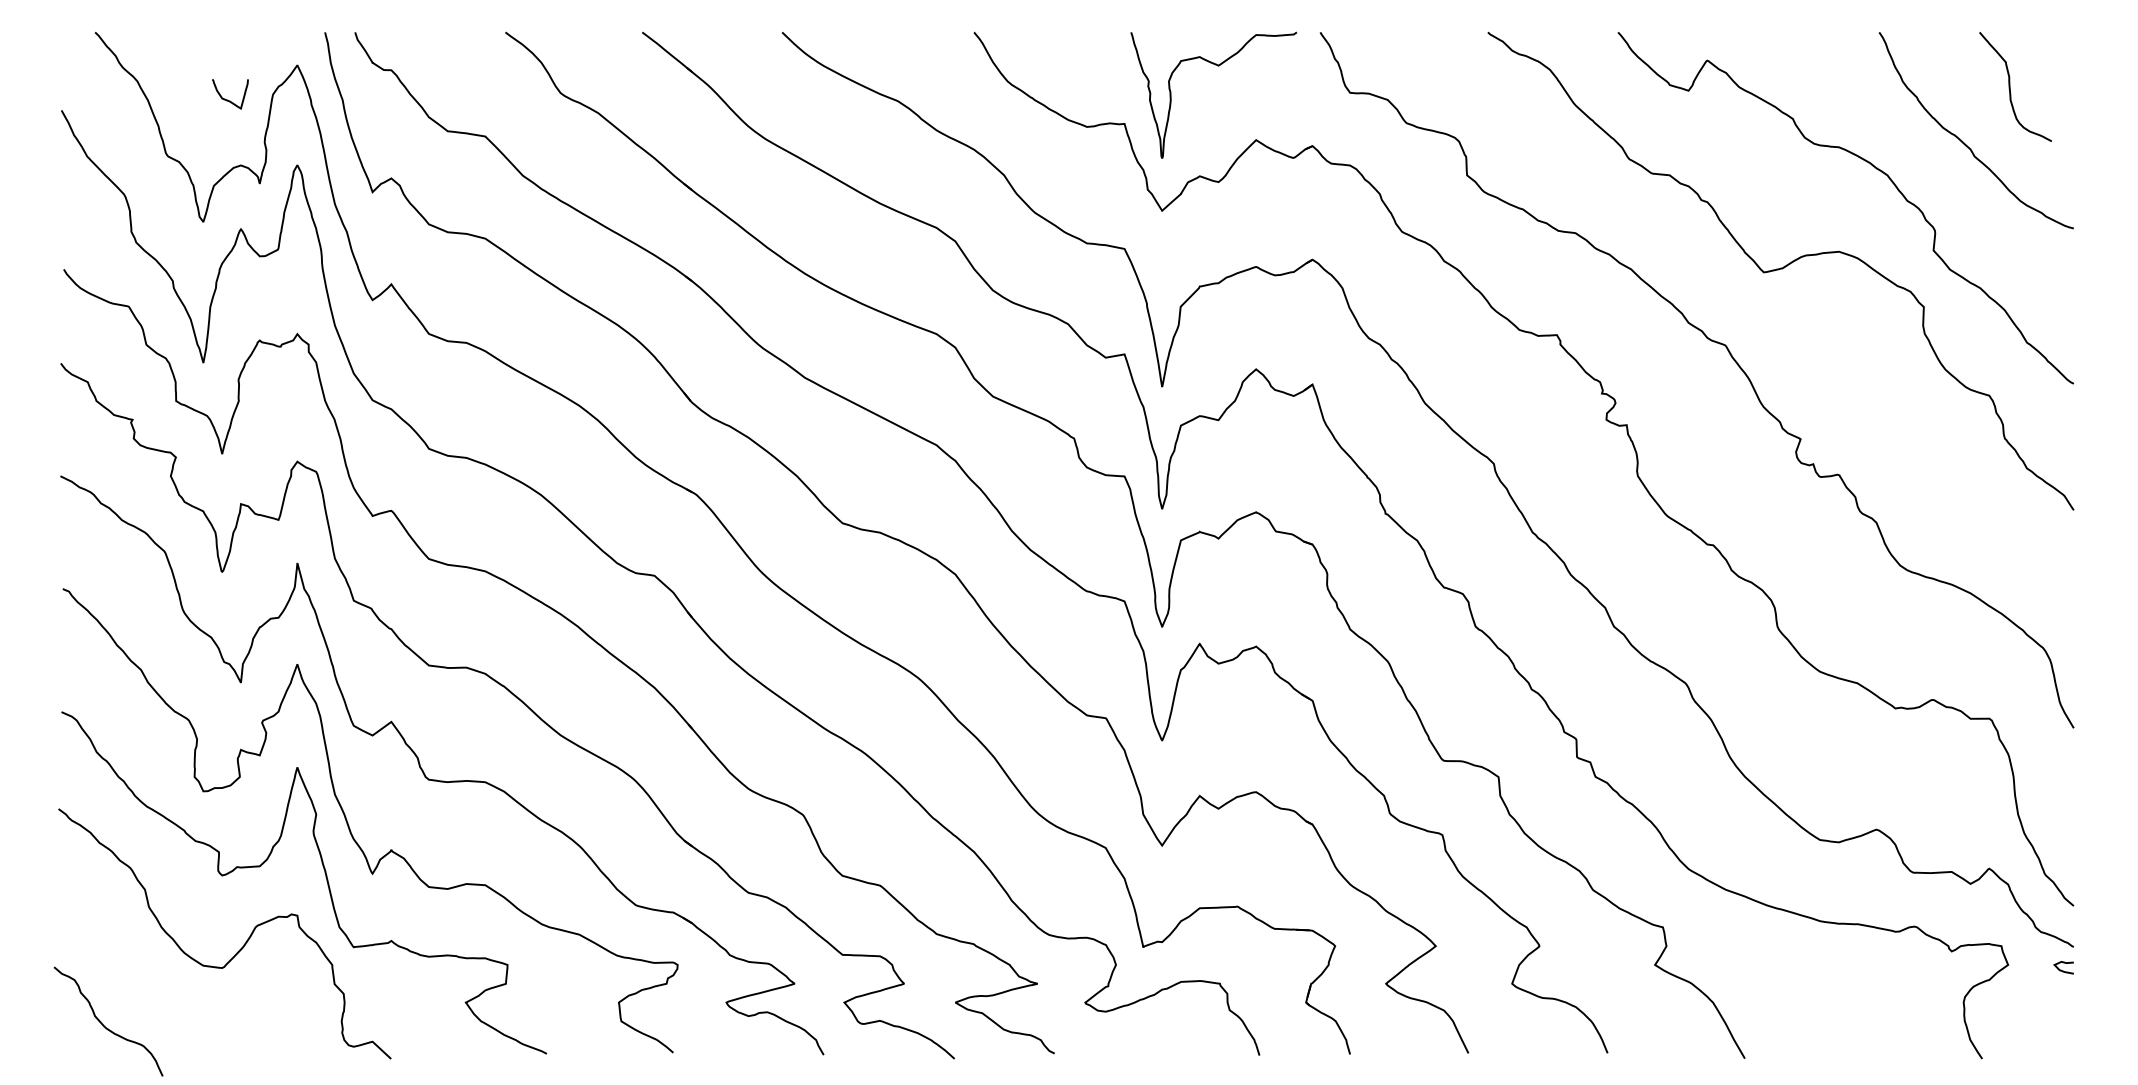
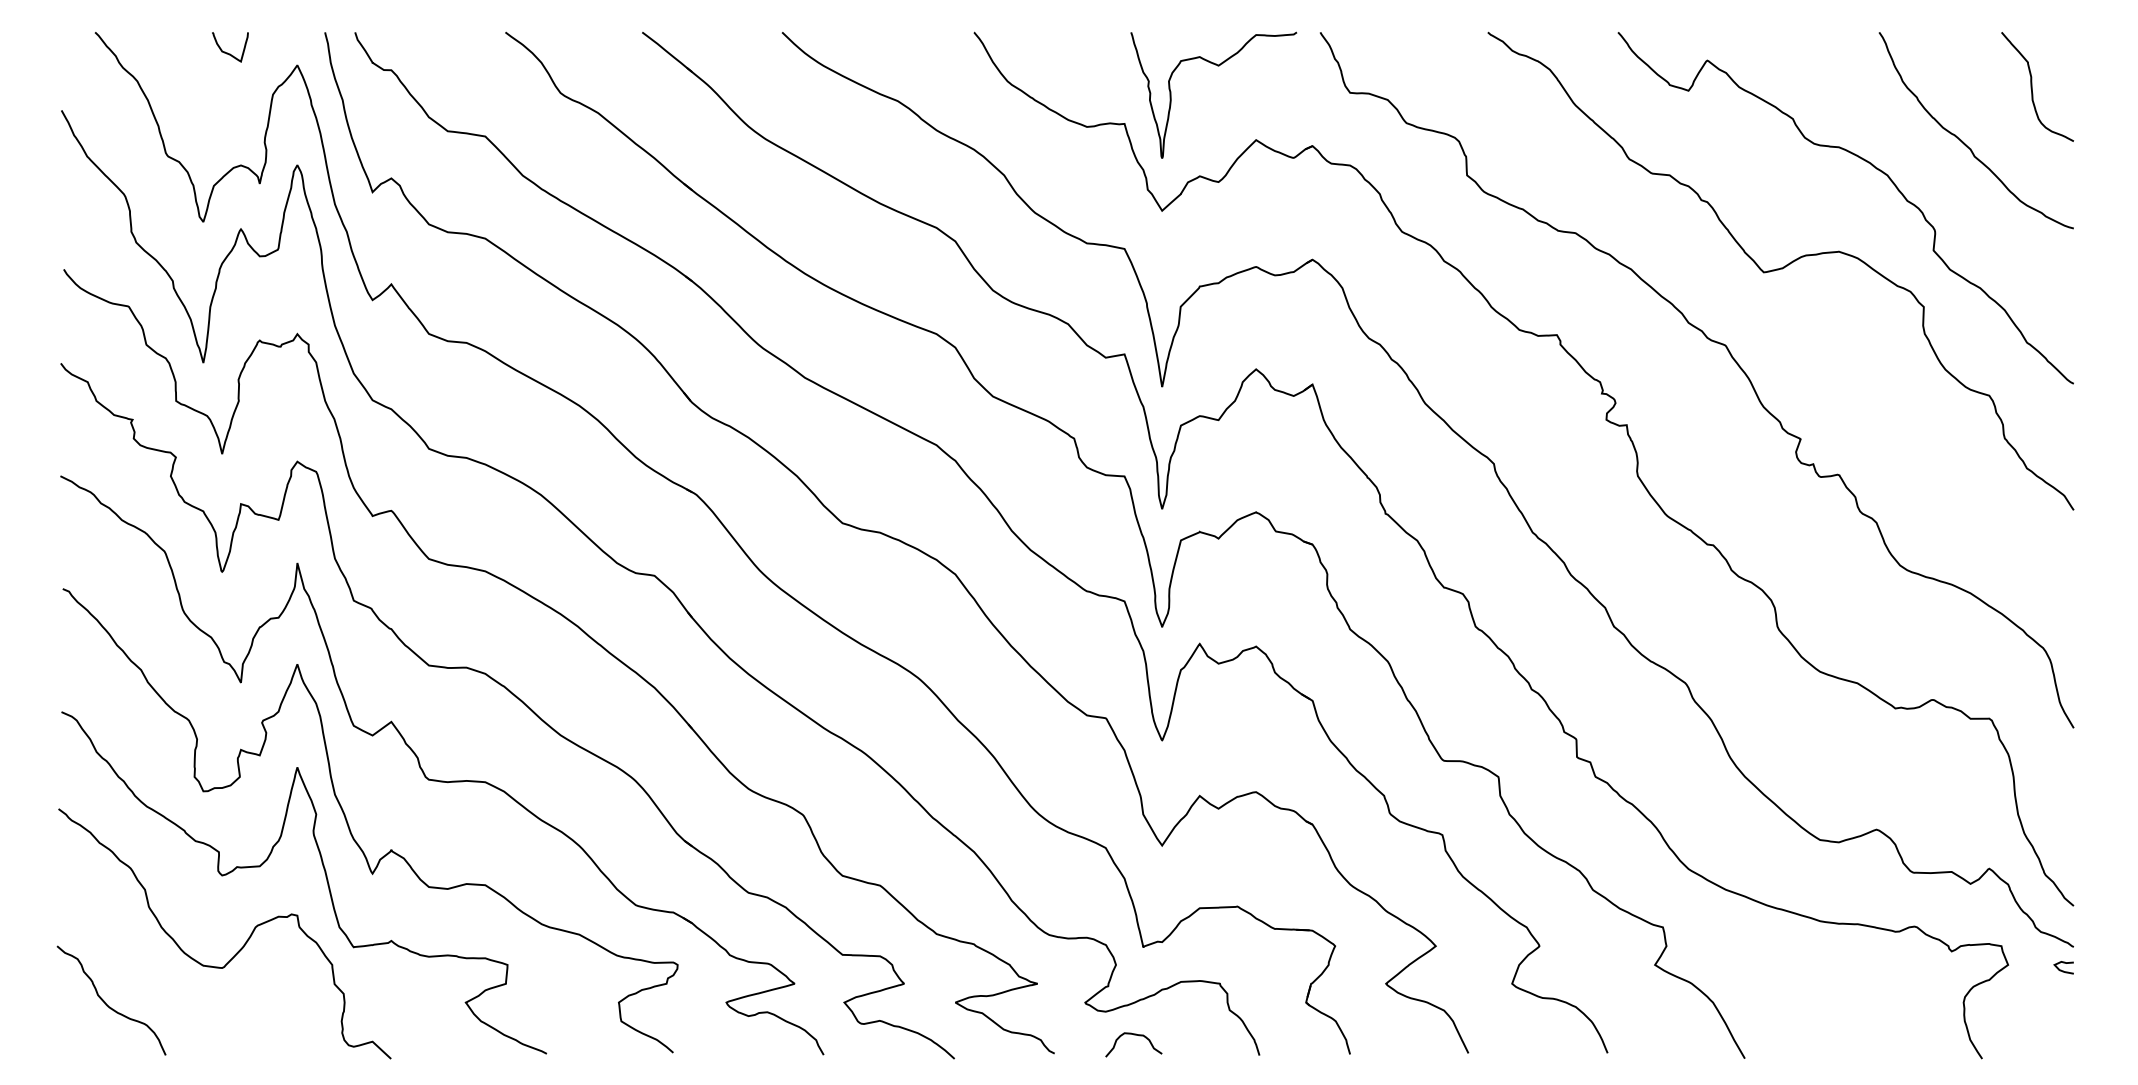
curve position: (2010, 86) -> (2032, 86) (2032, 86)
curve position: (227, 99) -> (227, 52) (227, 52)
curve position: (104, 1025) -> (107, 1004) (107, 1004)
curve: none -> present (1133, 1035)
